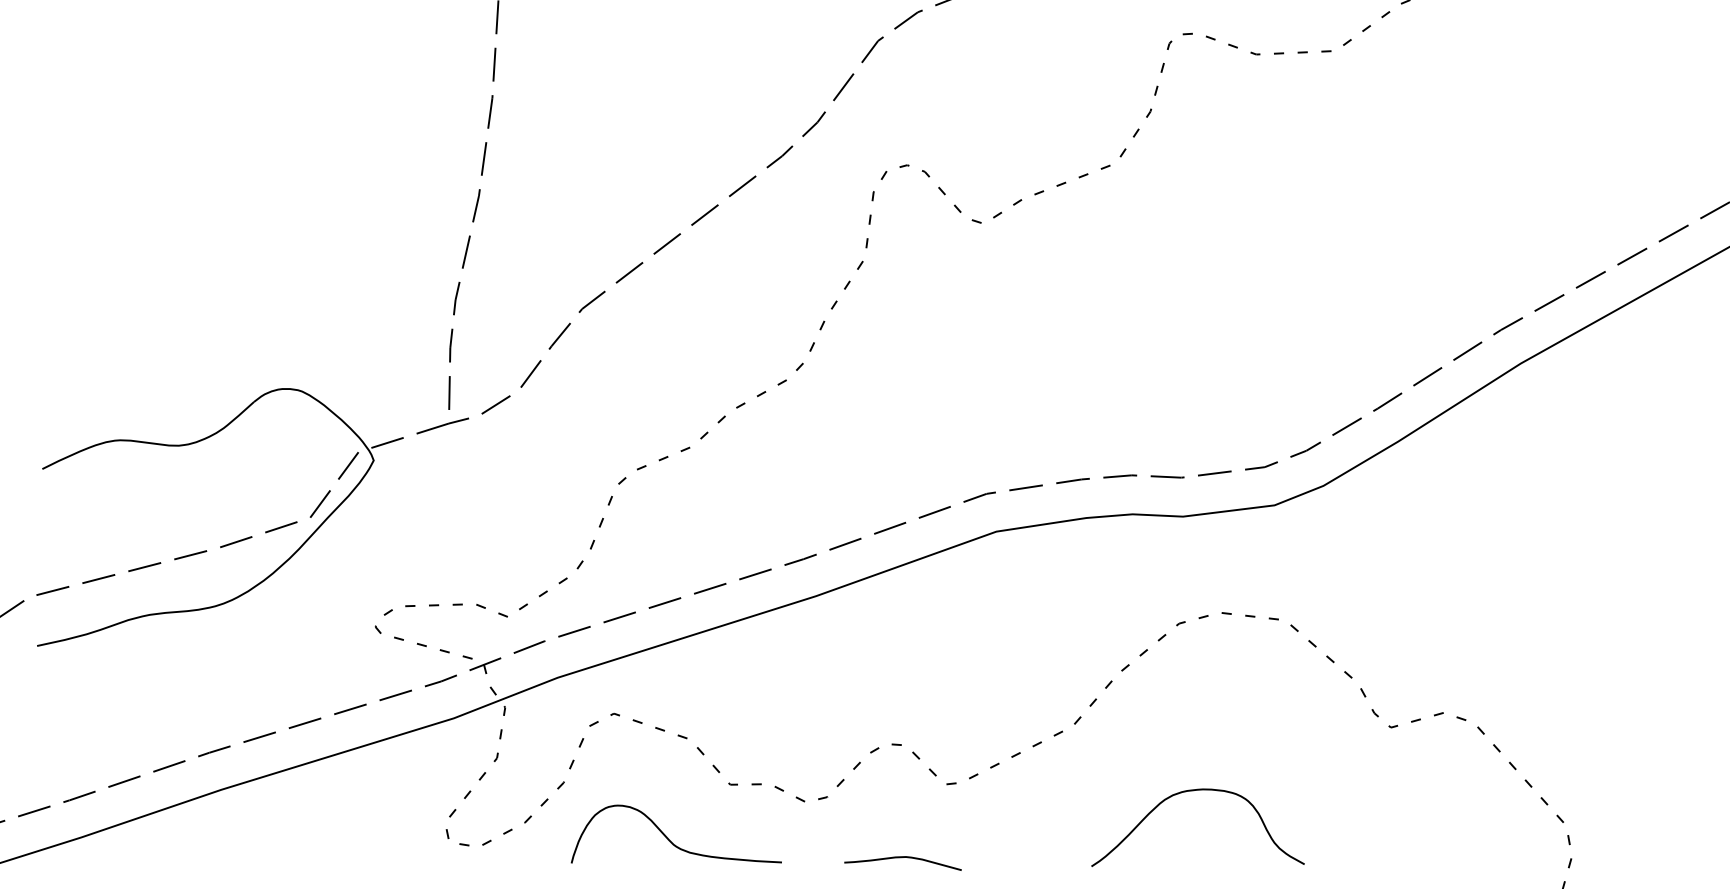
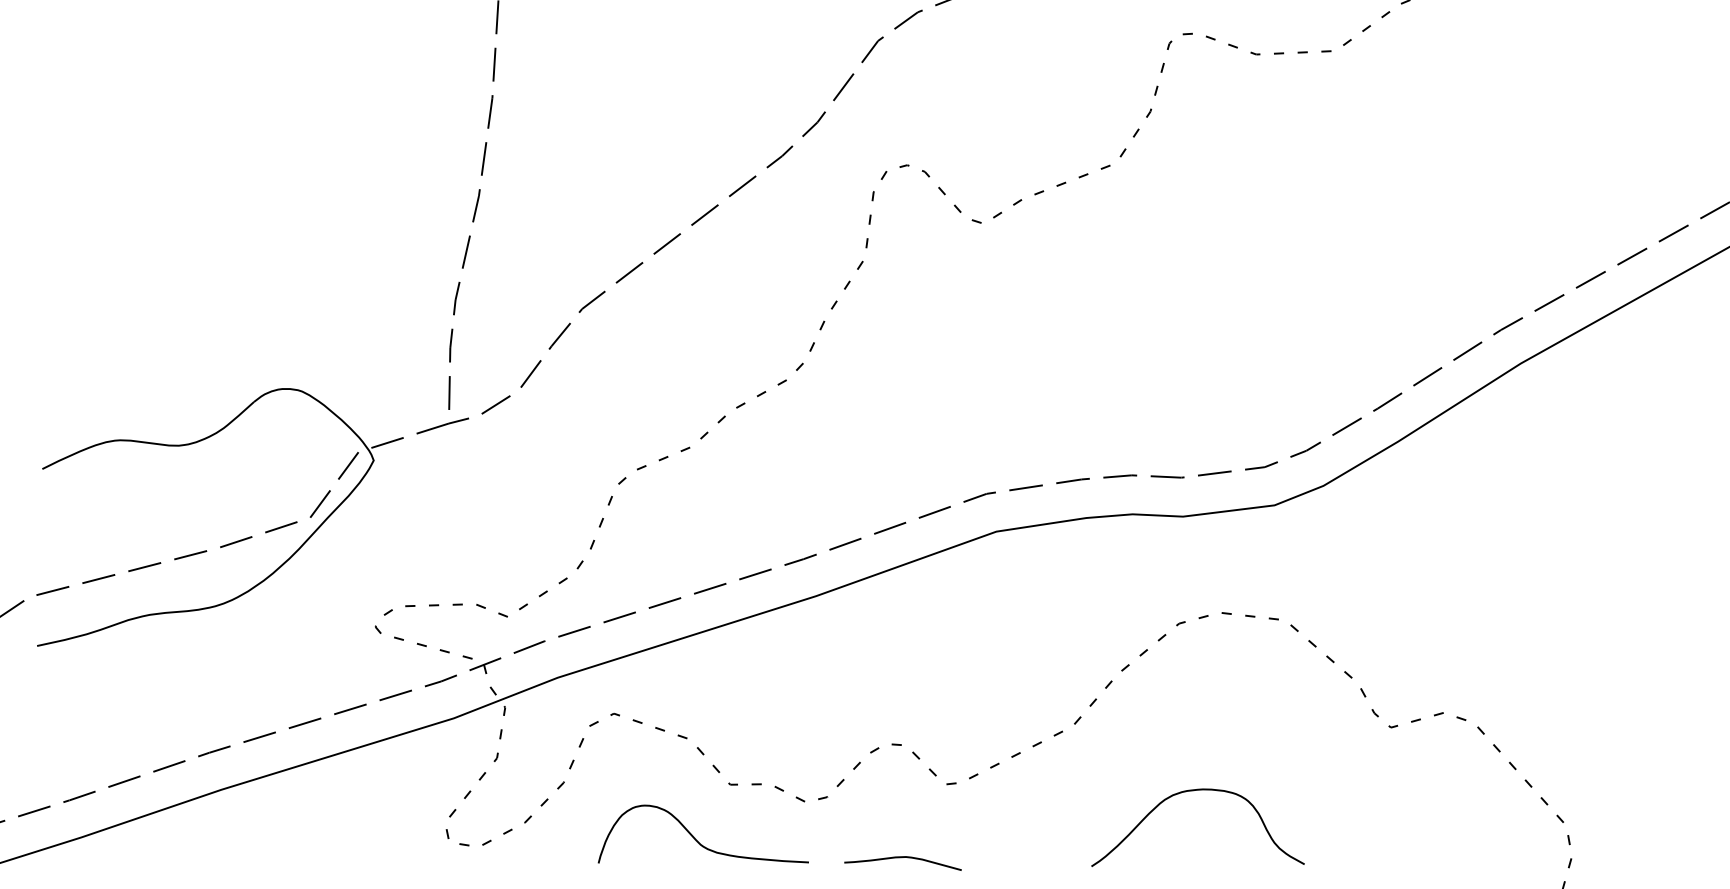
curve position: (669, 839) -> (696, 839) (696, 839)
